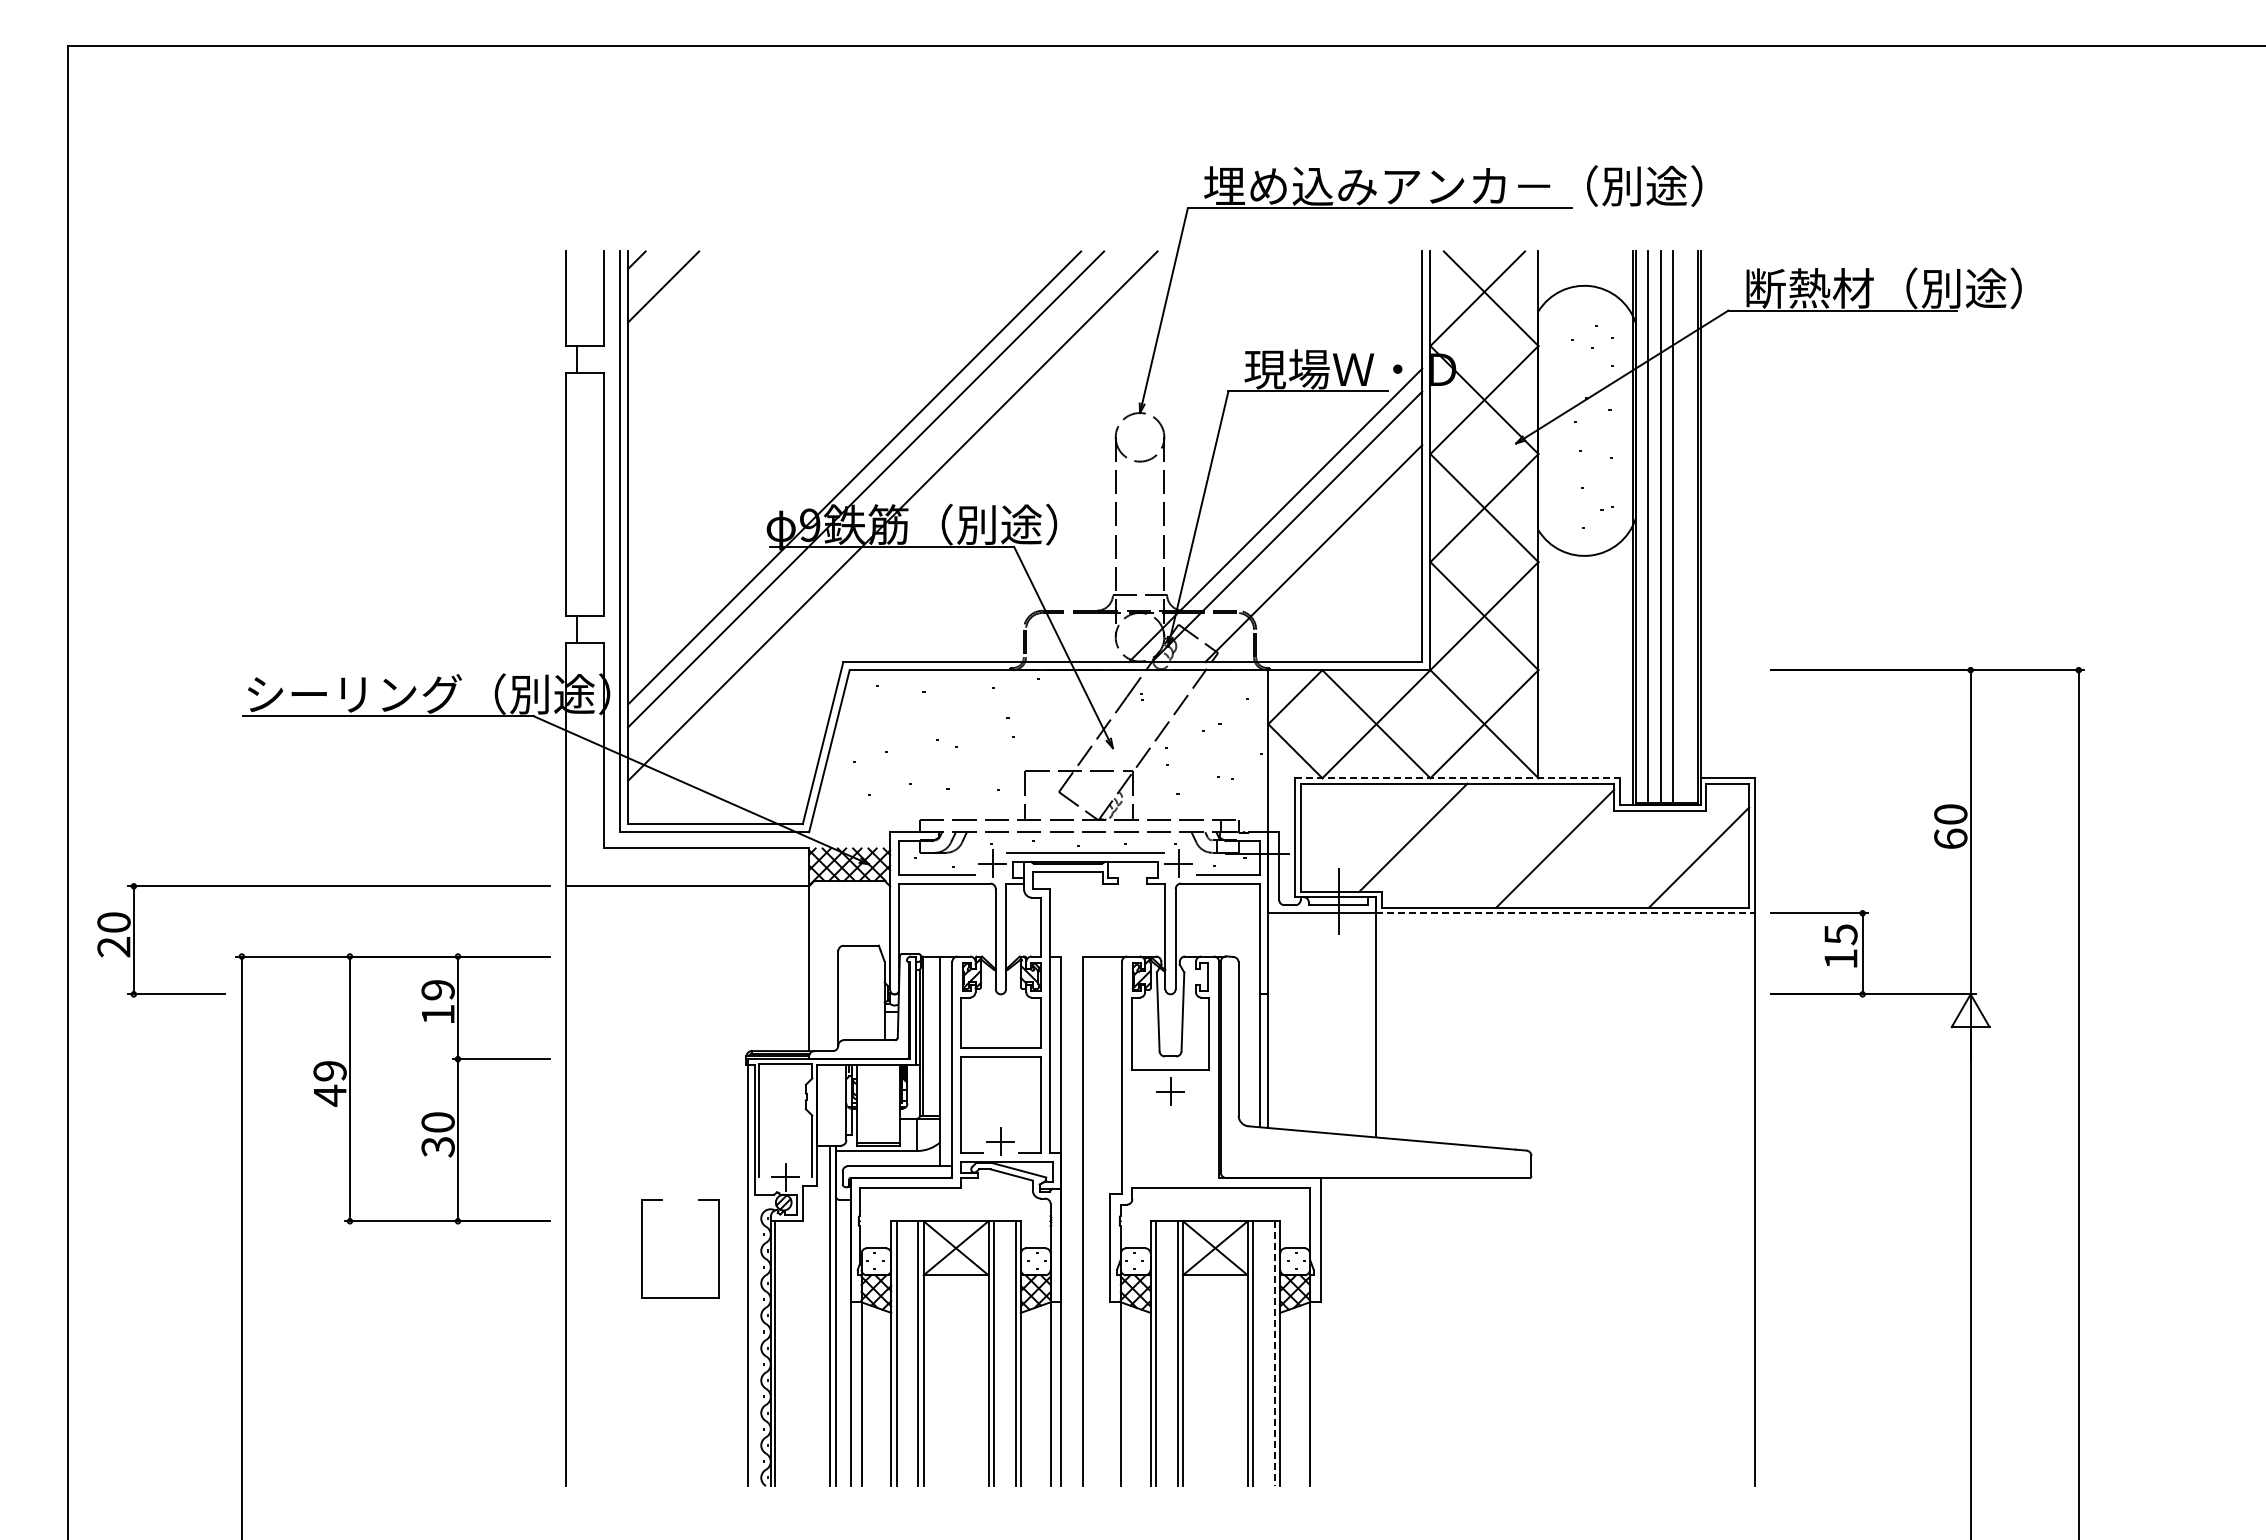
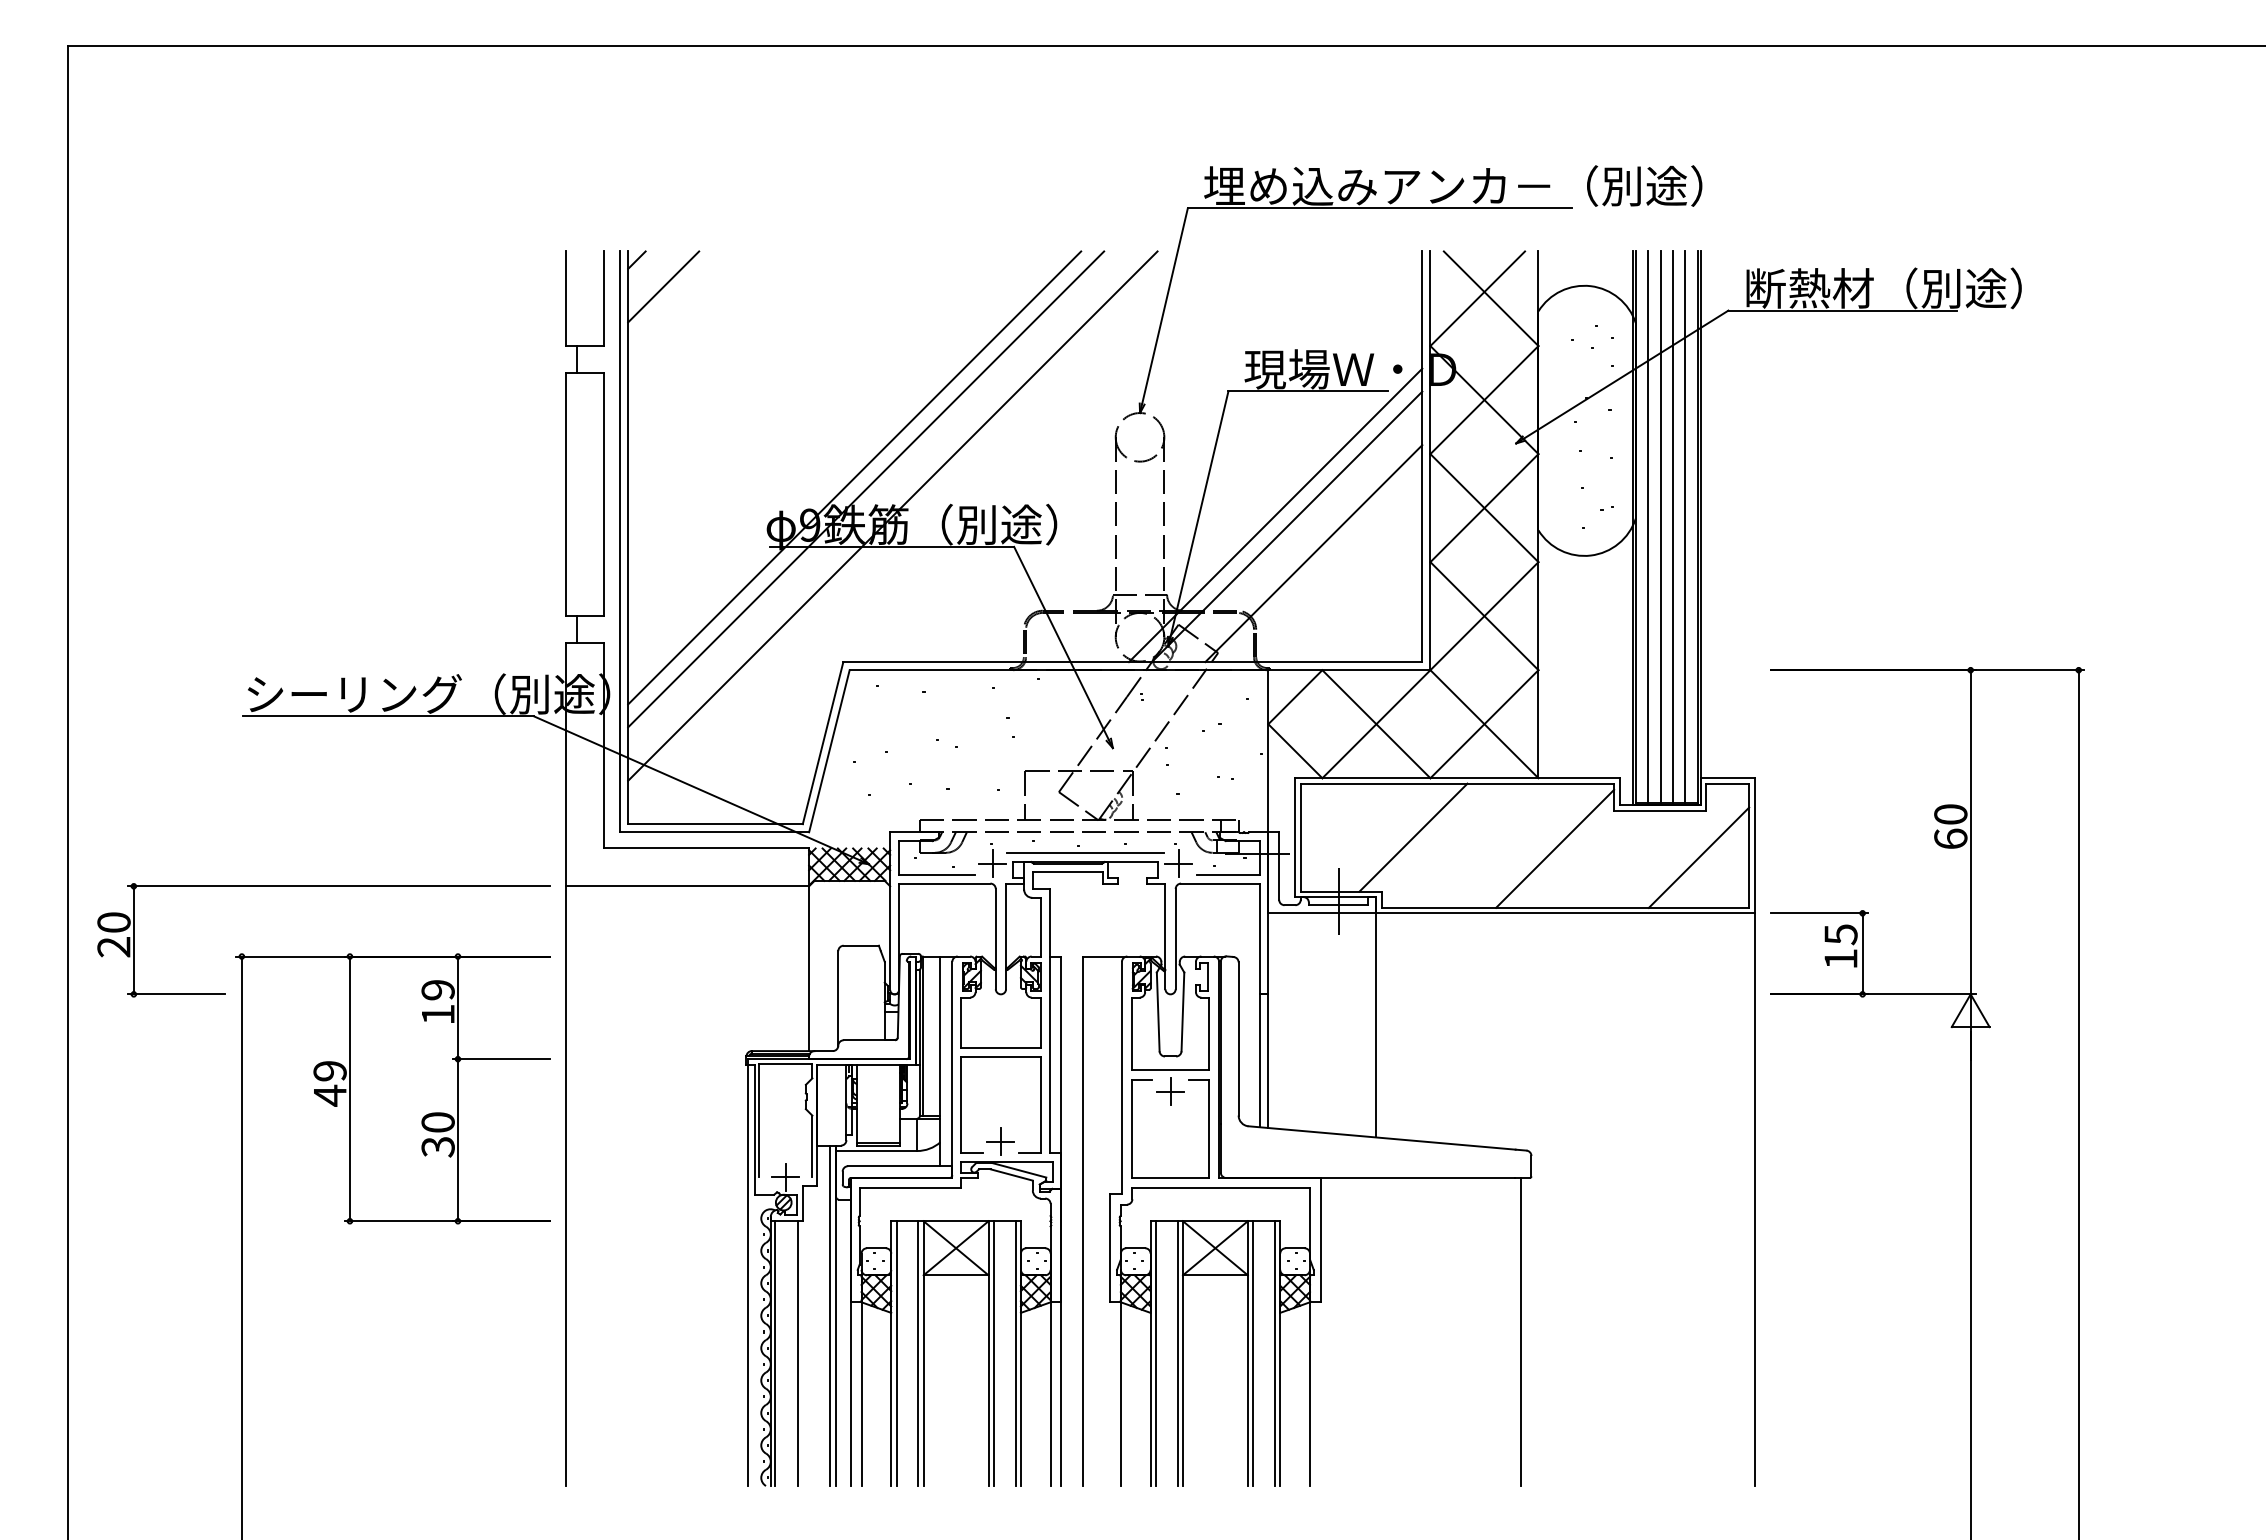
line: none -> present (1685, 526)
line: dashed -> solid (1457, 778)
line: dashed -> solid (1566, 913)
part position: (642, 1248) -> (1132, 1128) (1132, 1128)
line: none -> present (1520, 1331)
line: none -> present (797, 1353)
line: dashed -> solid (1274, 1354)
